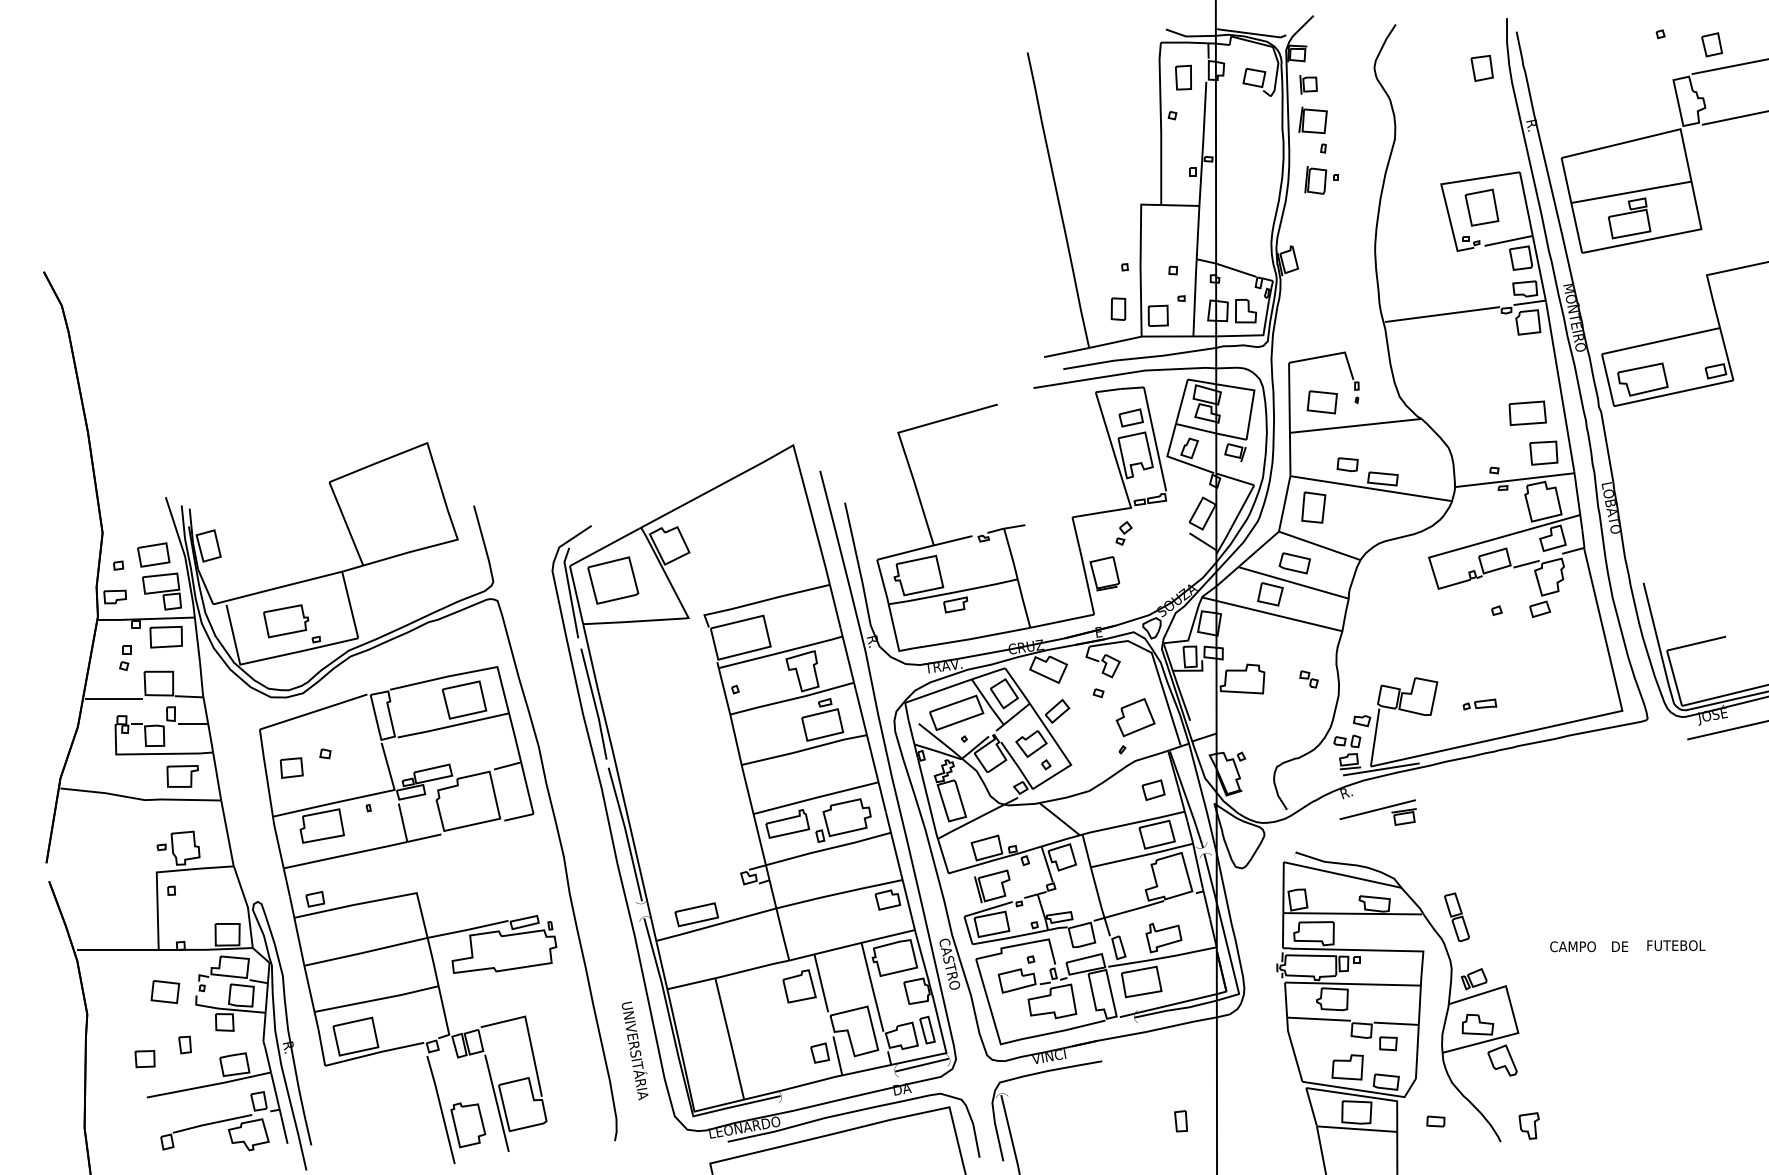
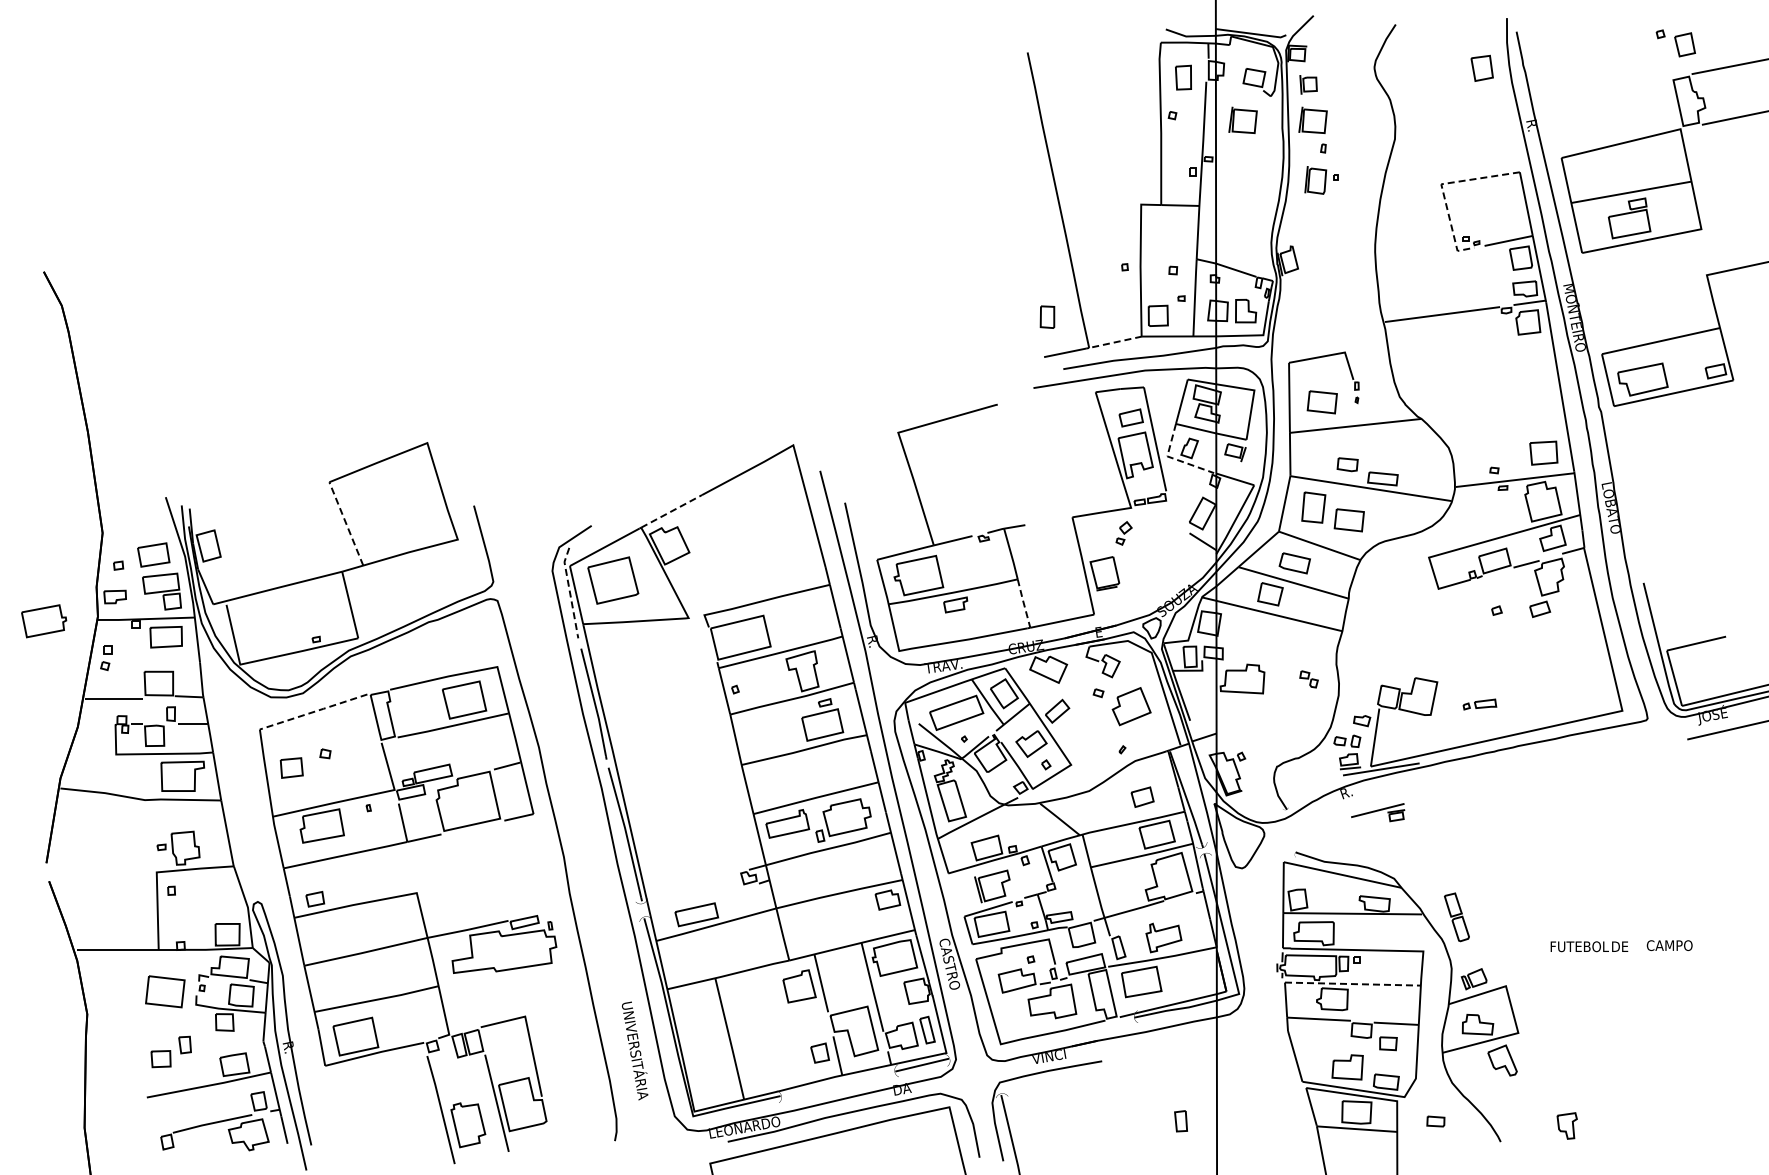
part position: (1711, 44) -> (1684, 44) (1684, 44)
part: none -> present (1242, 119)
line: solid -> dashed (1441, 187)
part: present -> none (1481, 207)
part position: (1118, 308) -> (1047, 316) (1047, 316)
line: solid -> dashed (1115, 342)
part: present -> none (1527, 412)
line: solid -> dashed (1174, 459)
line: solid -> dashed (671, 511)
part: none -> present (1348, 520)
line: solid -> dashed (346, 523)
line: solid -> dashed (569, 590)
line: solid -> dashed (1023, 603)
part position: (286, 621) -> (44, 621) (44, 621)
part position: (125, 657) -> (106, 657) (106, 657)
line: solid -> dashed (314, 711)
part position: (1135, 717) -> (1131, 706) (1131, 706)
part size: 33x23 px -> 46x32 px (182, 775)
part position: (1153, 789) -> (1142, 796) (1142, 796)
part size: 78x27 px -> 55x20 px (1378, 812)
text: FUTEBOL -> CAMPO (1675, 945)
text: CAMPO -> FUTEBOL (1579, 946)
line: solid -> dashed (1352, 984)
part size: 31x25 px -> 41x34 px (165, 991)
part position: (144, 1059) -> (160, 1059) (160, 1059)
part position: (1528, 1125) -> (1566, 1125) (1566, 1125)
